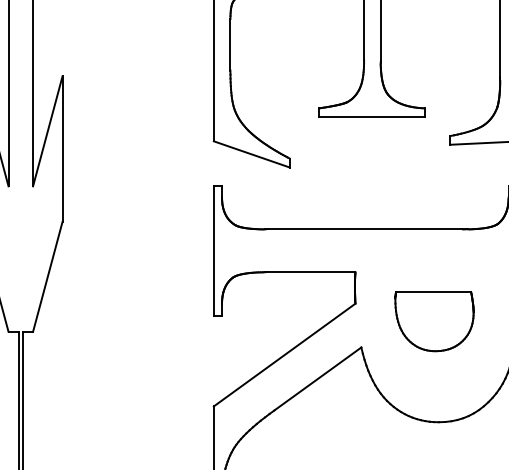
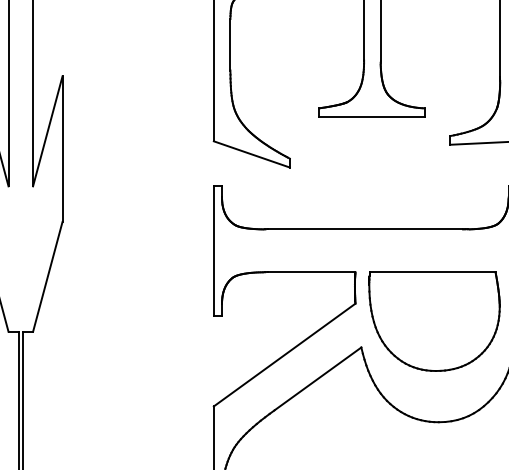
part size: 81x62 px -> 133x101 px (434, 321)
